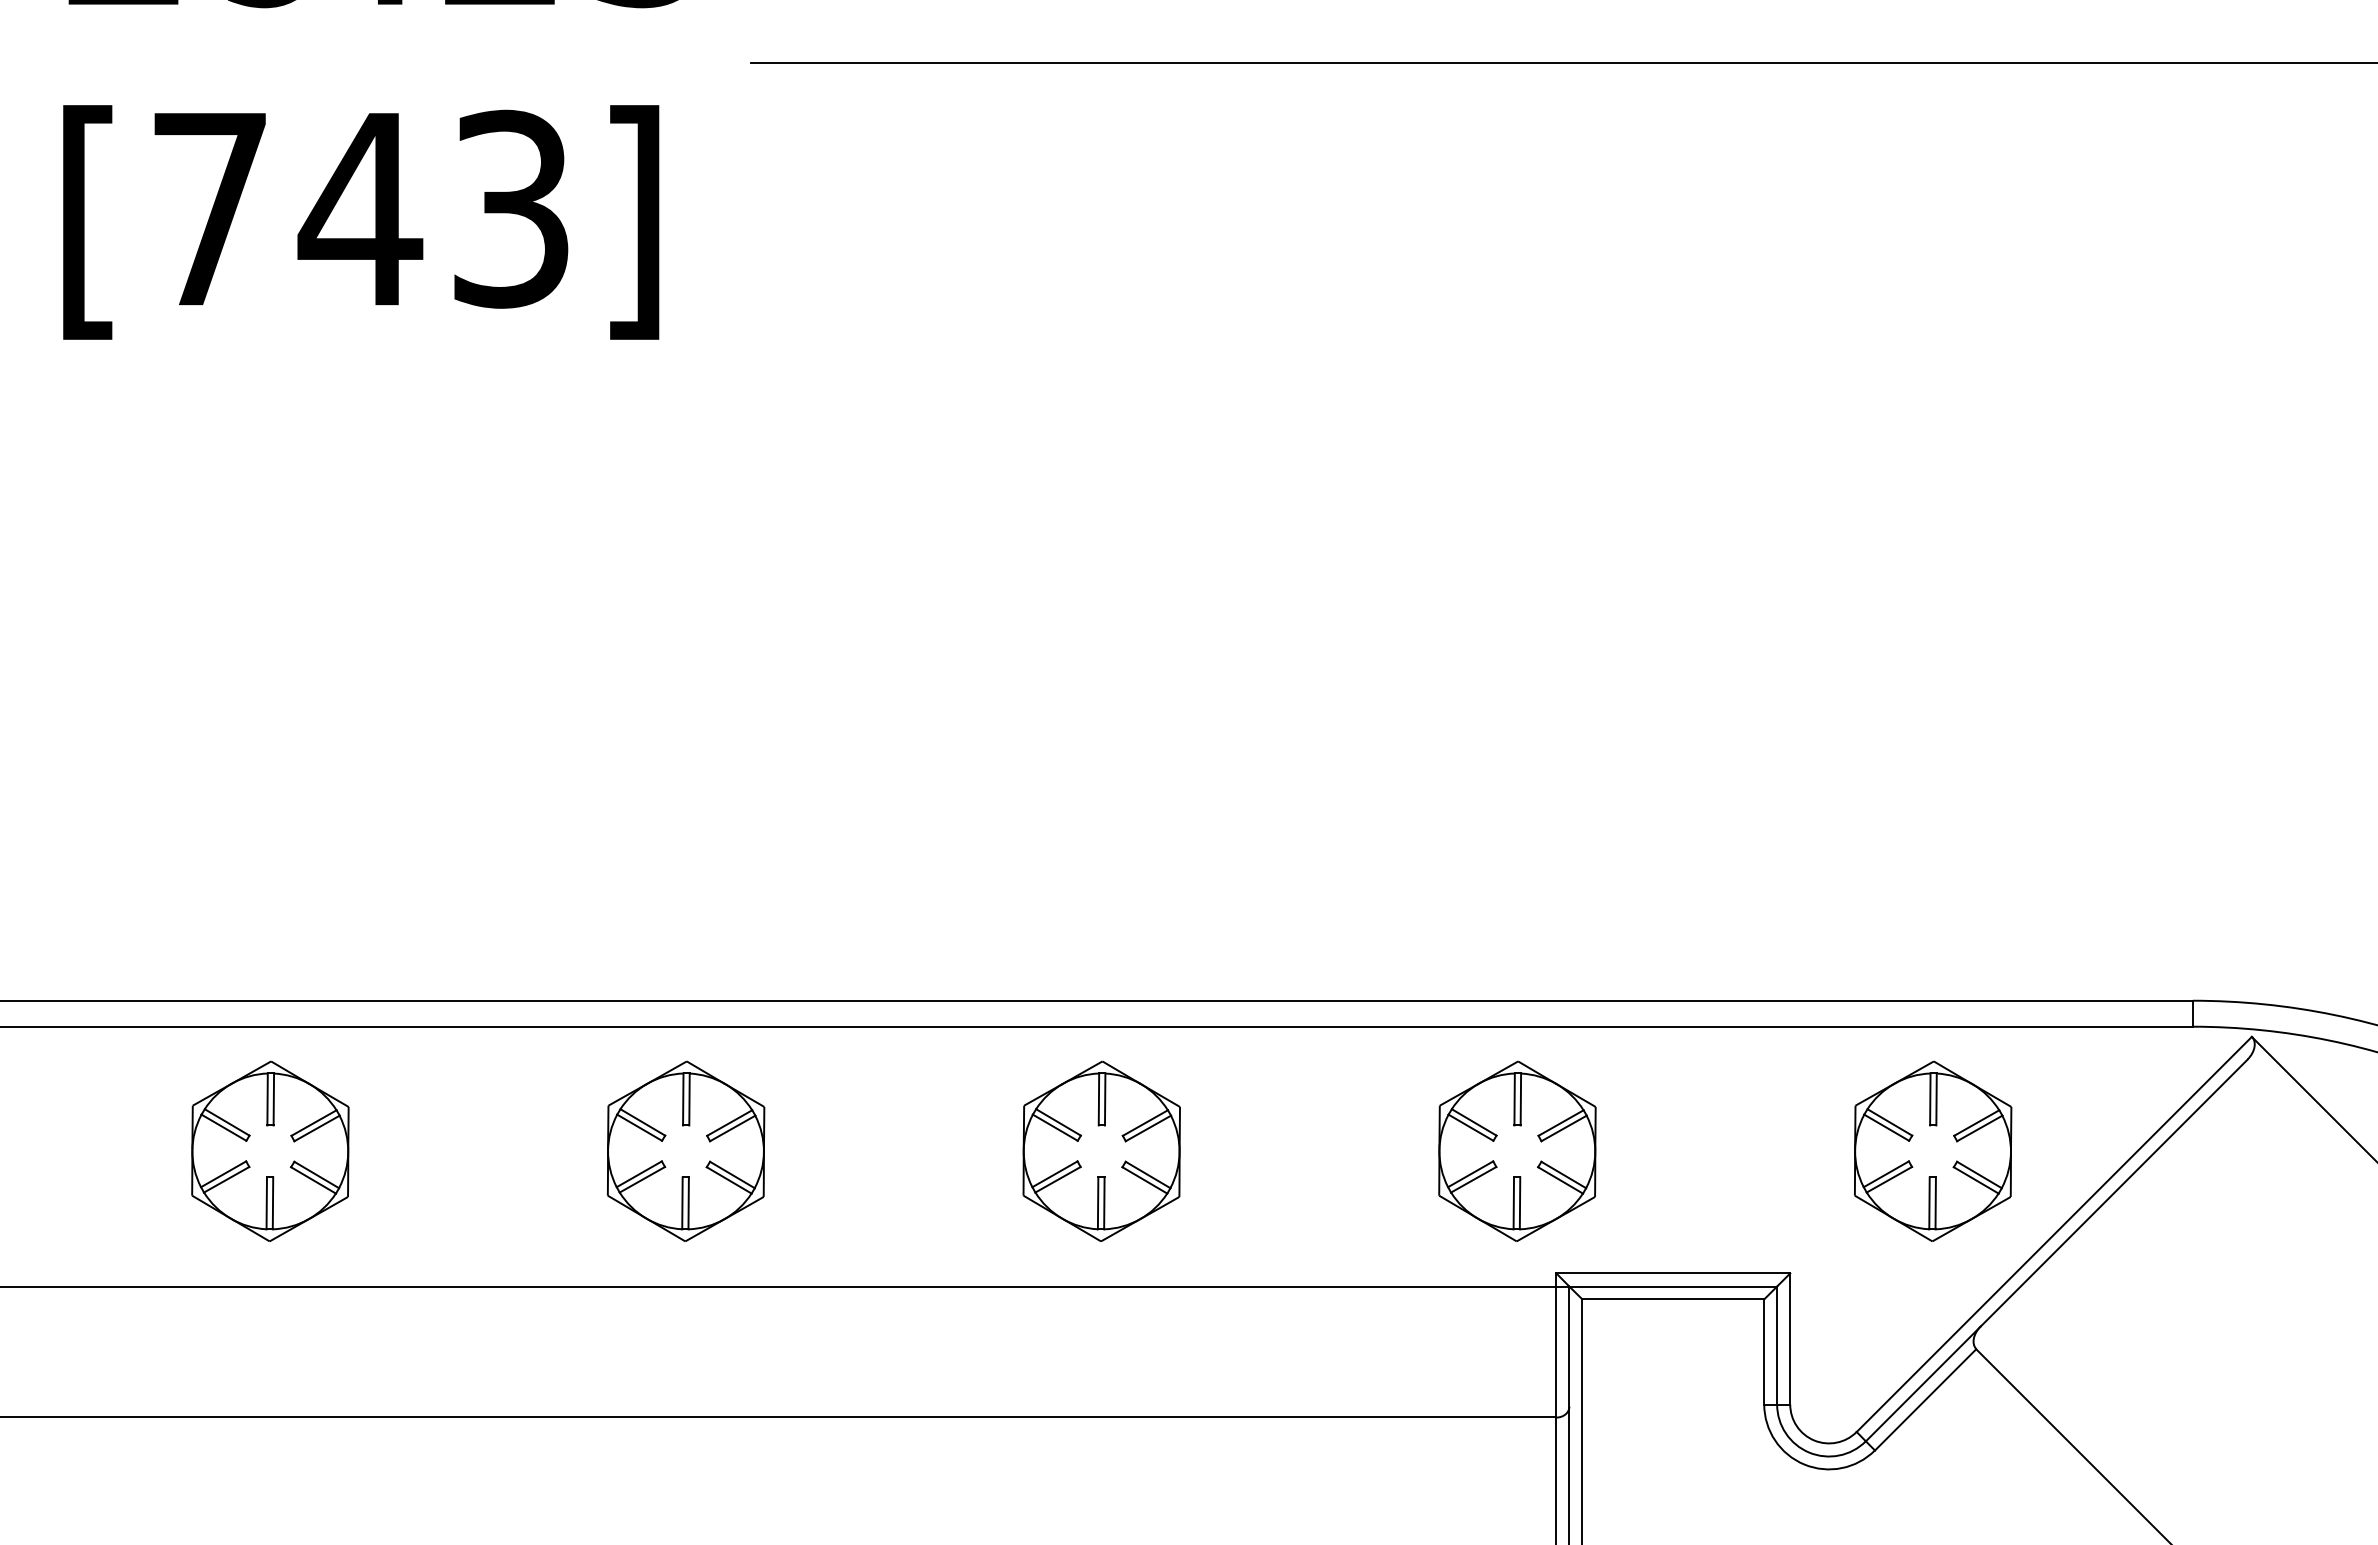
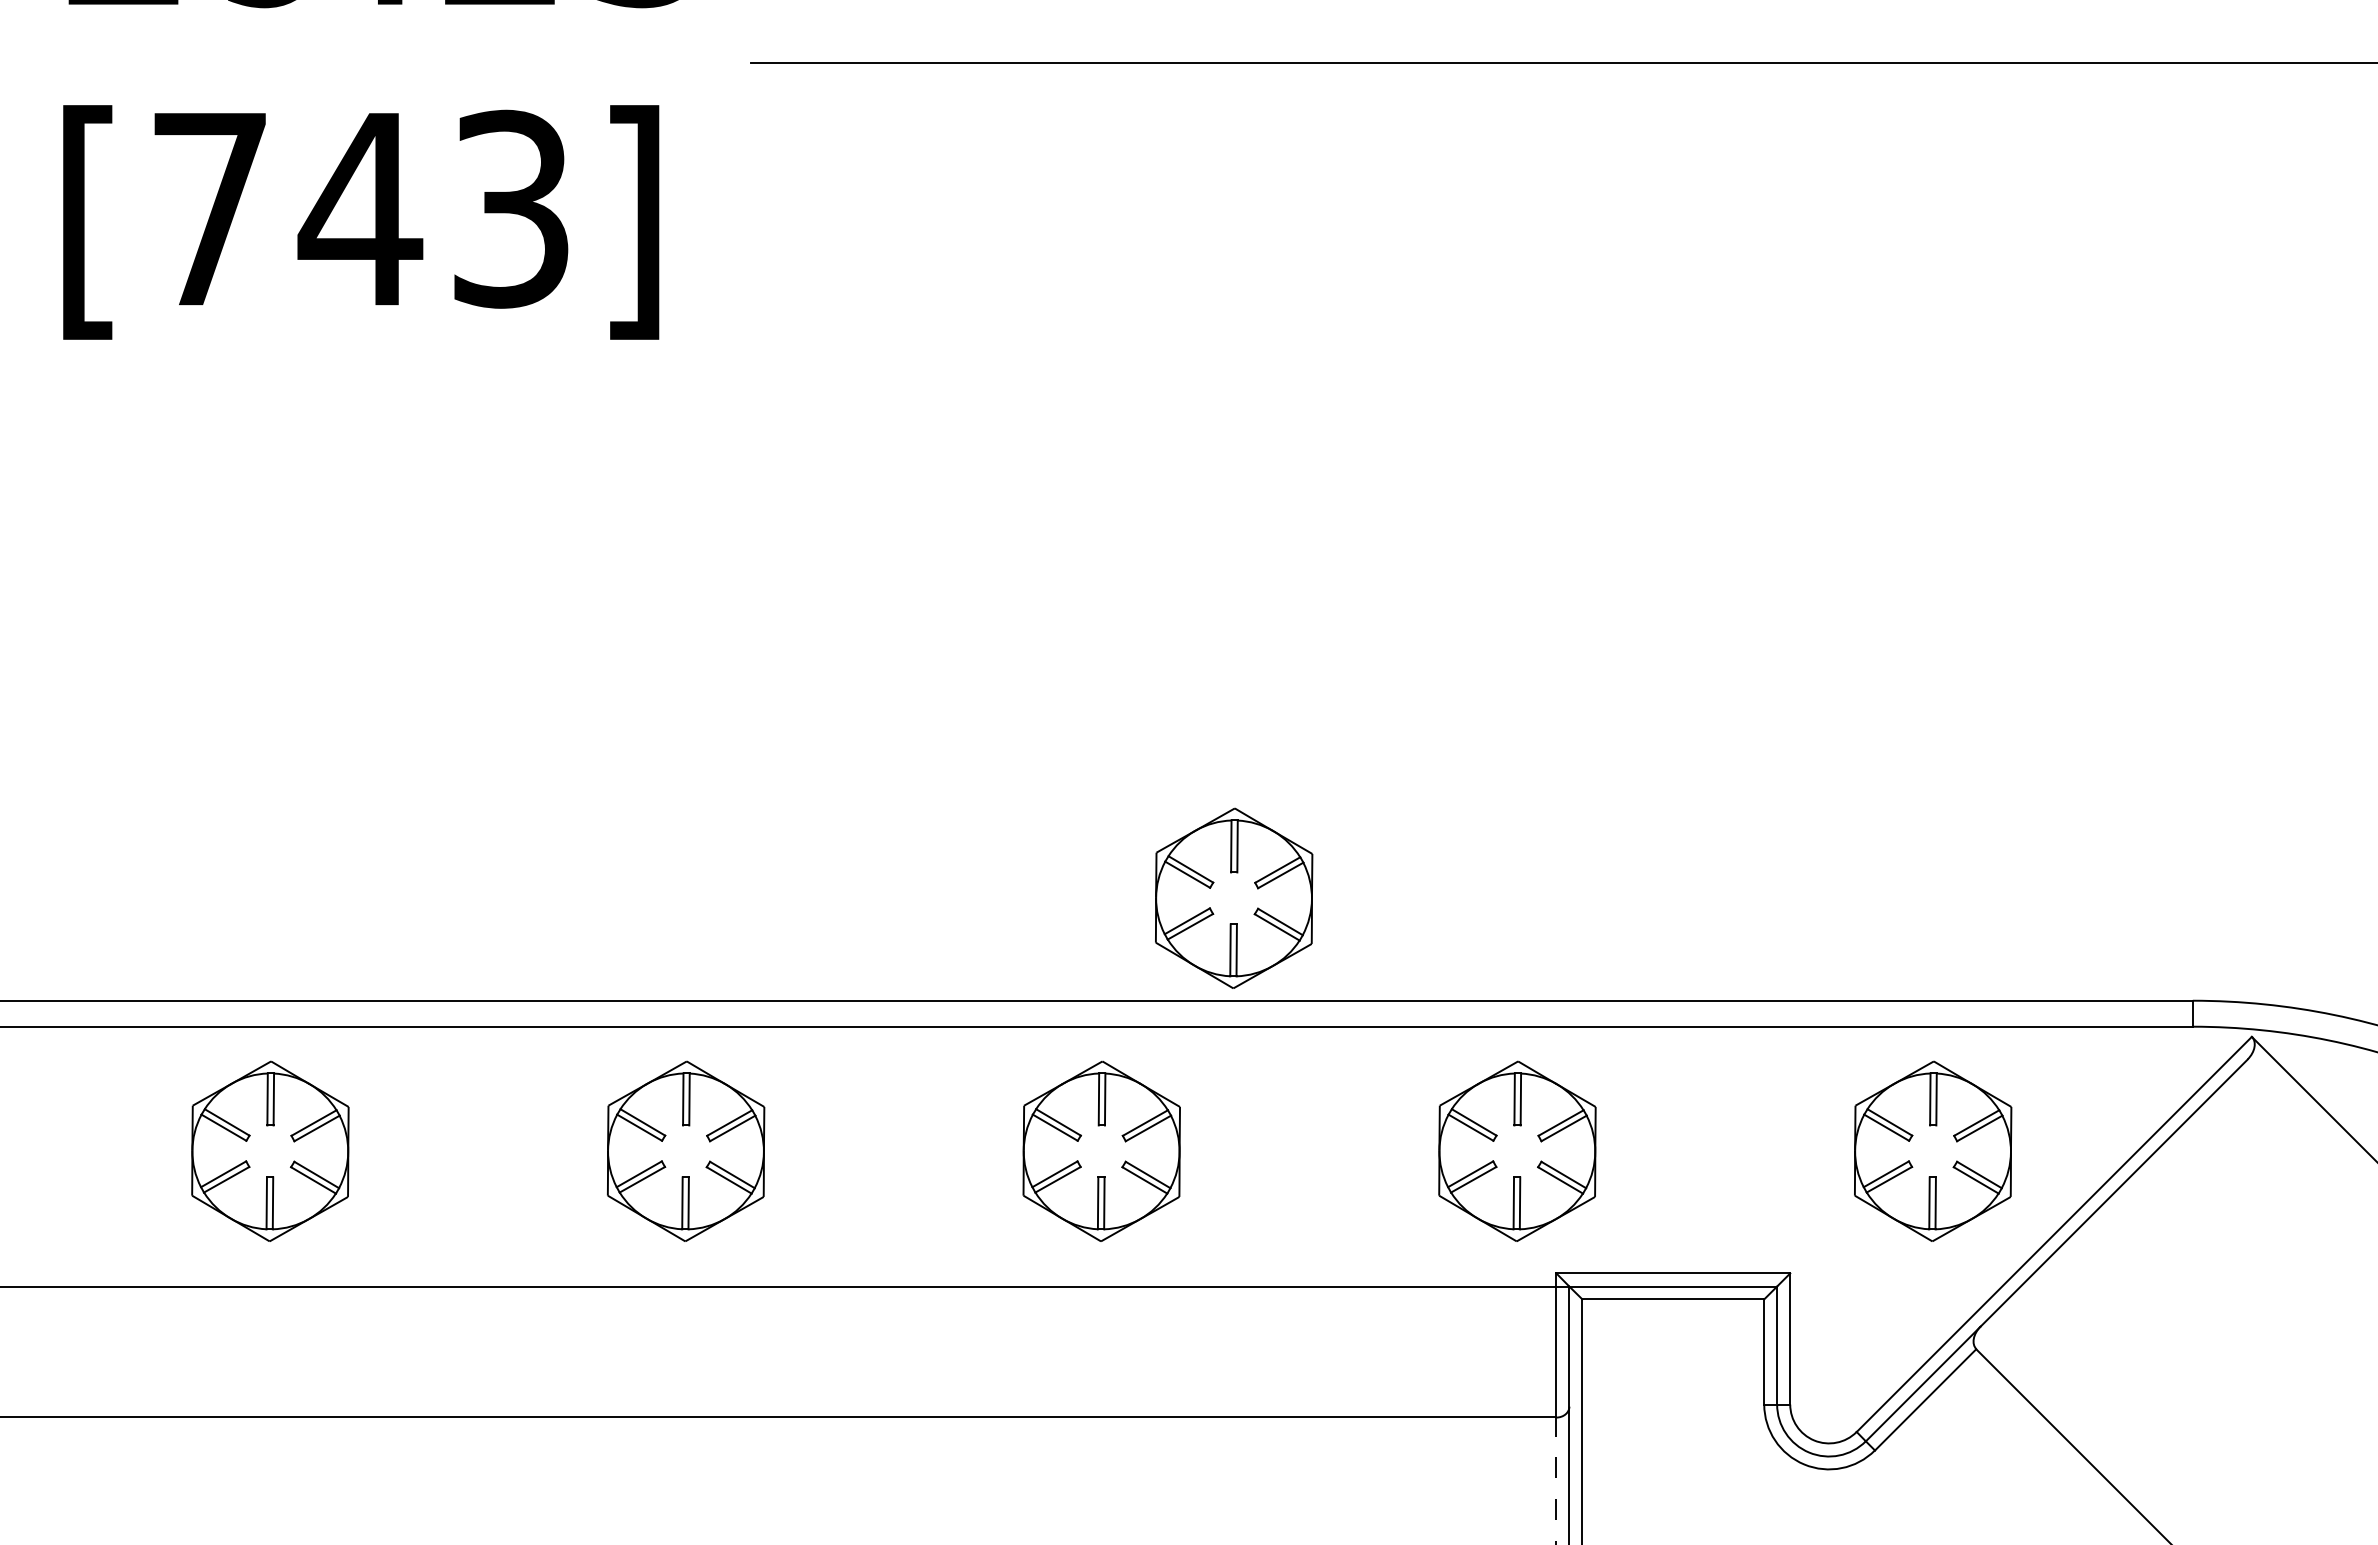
part: none -> present (1234, 897)
line: solid -> dashed (1556, 1480)
